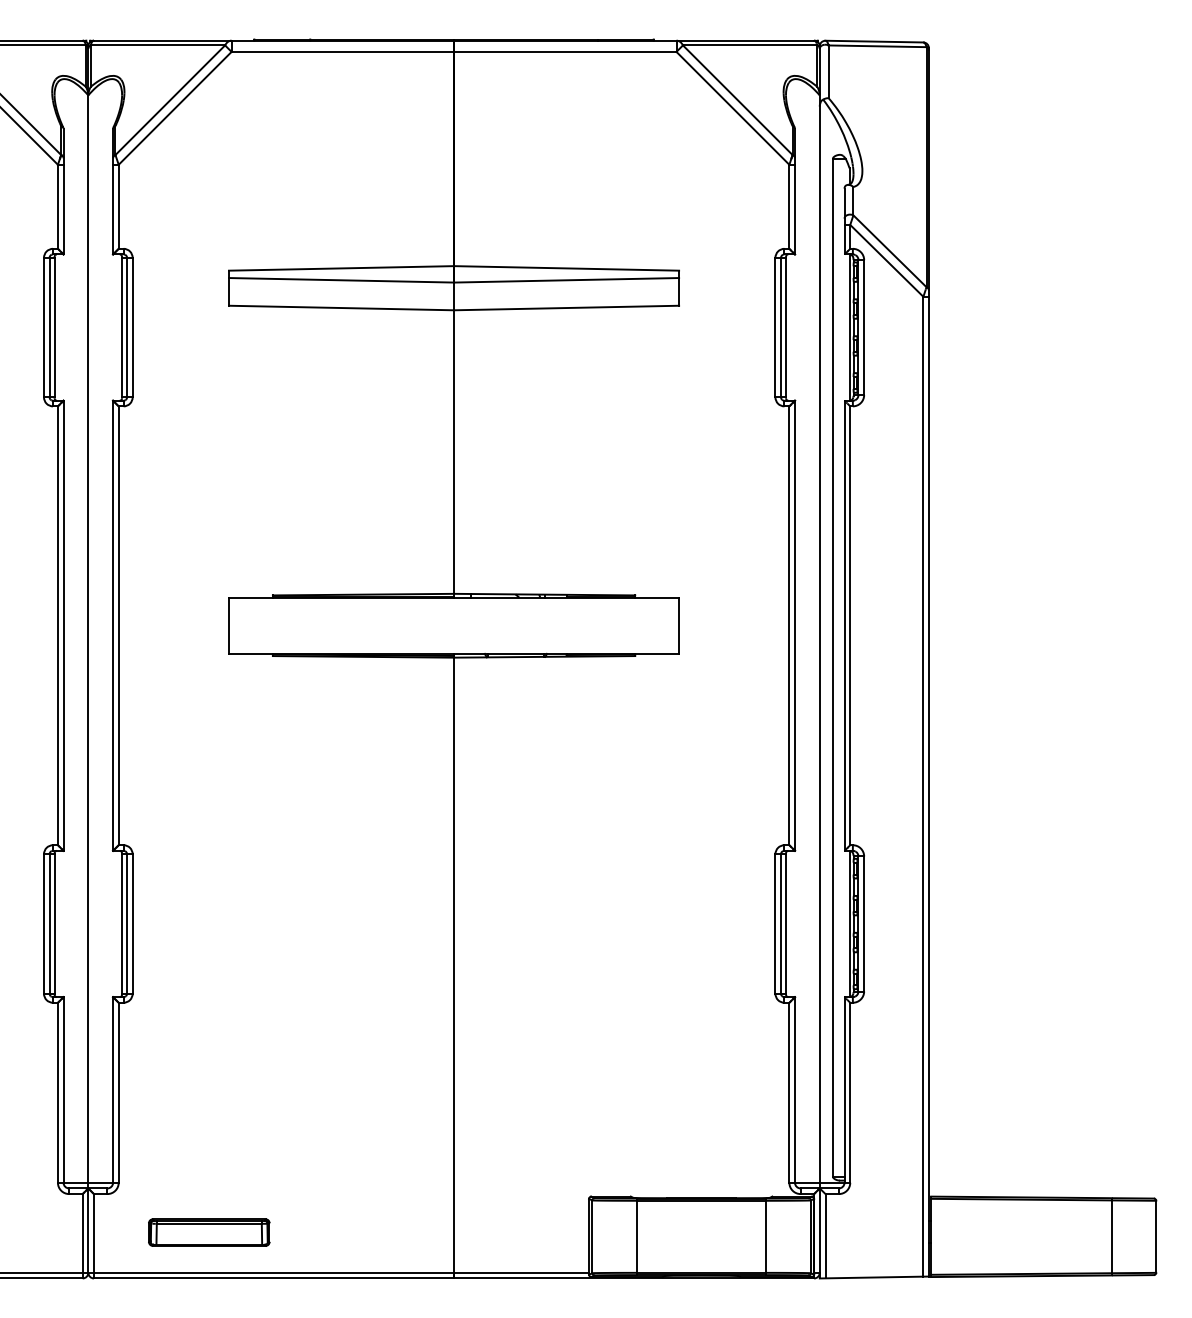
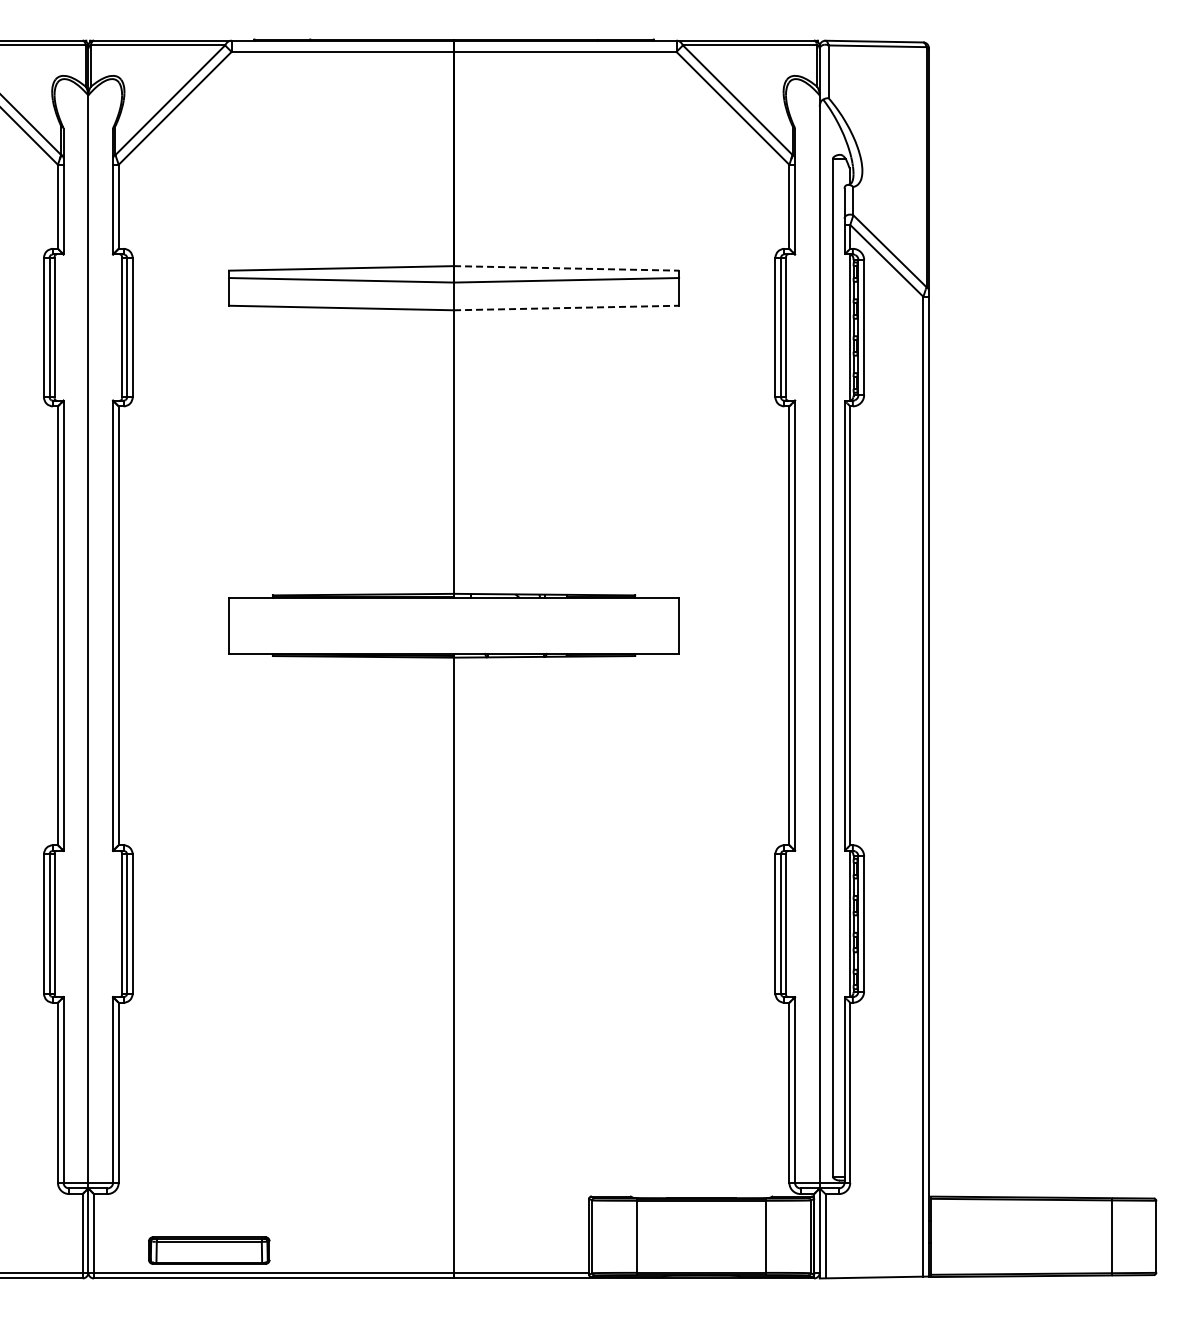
line: solid -> dashed (566, 268)
line: solid -> dashed (566, 308)
part position: (209, 1232) -> (209, 1250) (209, 1250)
